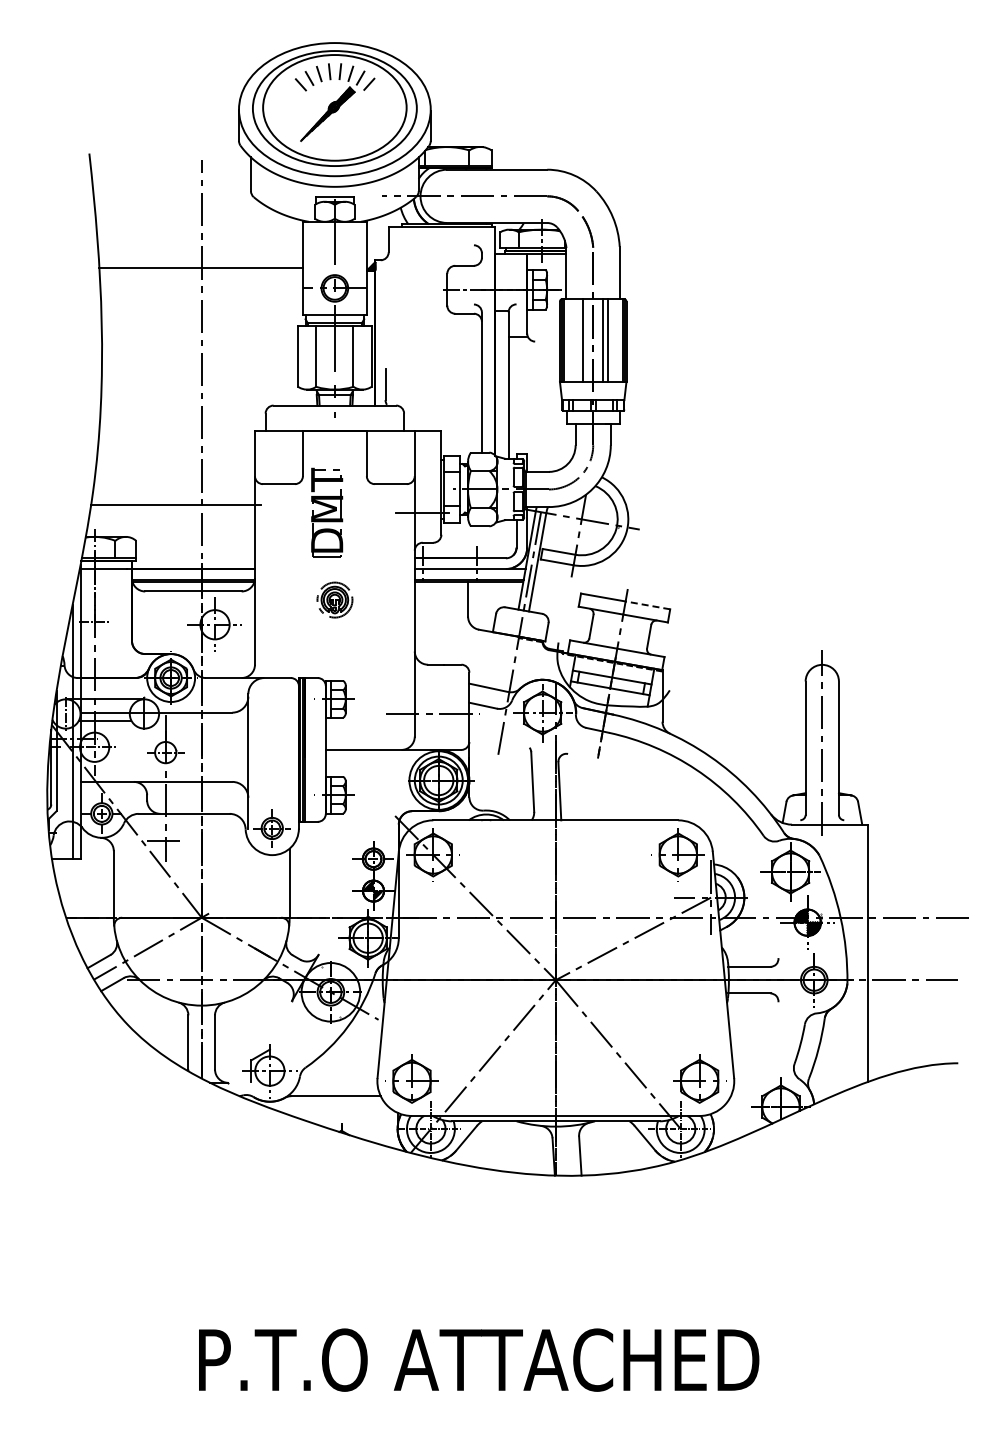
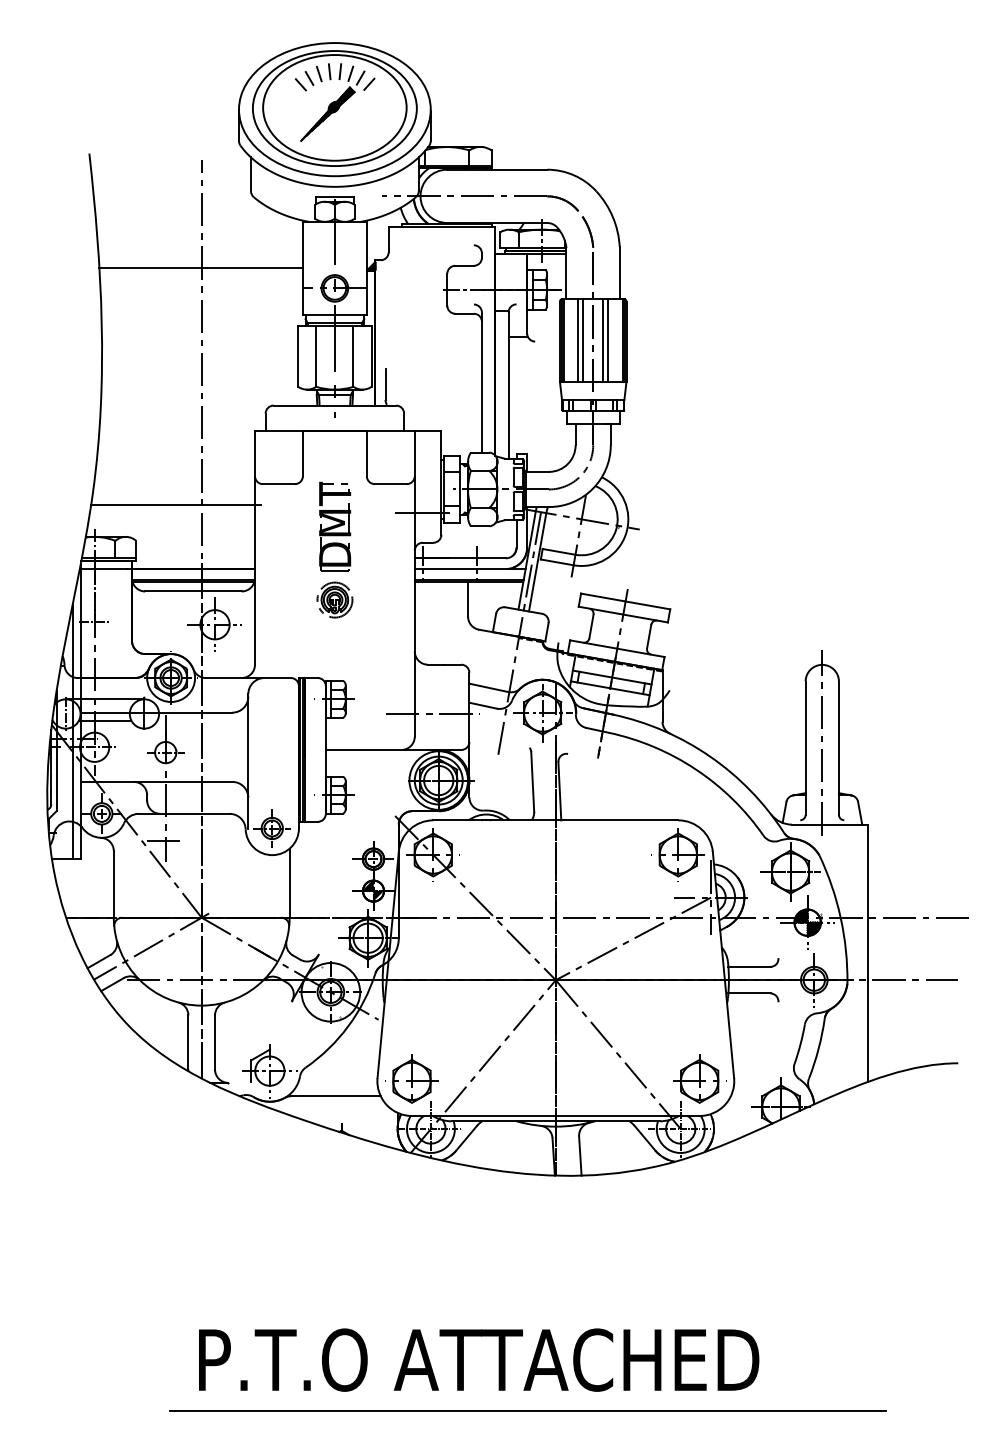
line: none -> present (578, 340)
part position: (327, 512) -> (335, 526) (335, 526)
line: dashed -> solid (647, 605)
line: none -> present (527, 1410)
